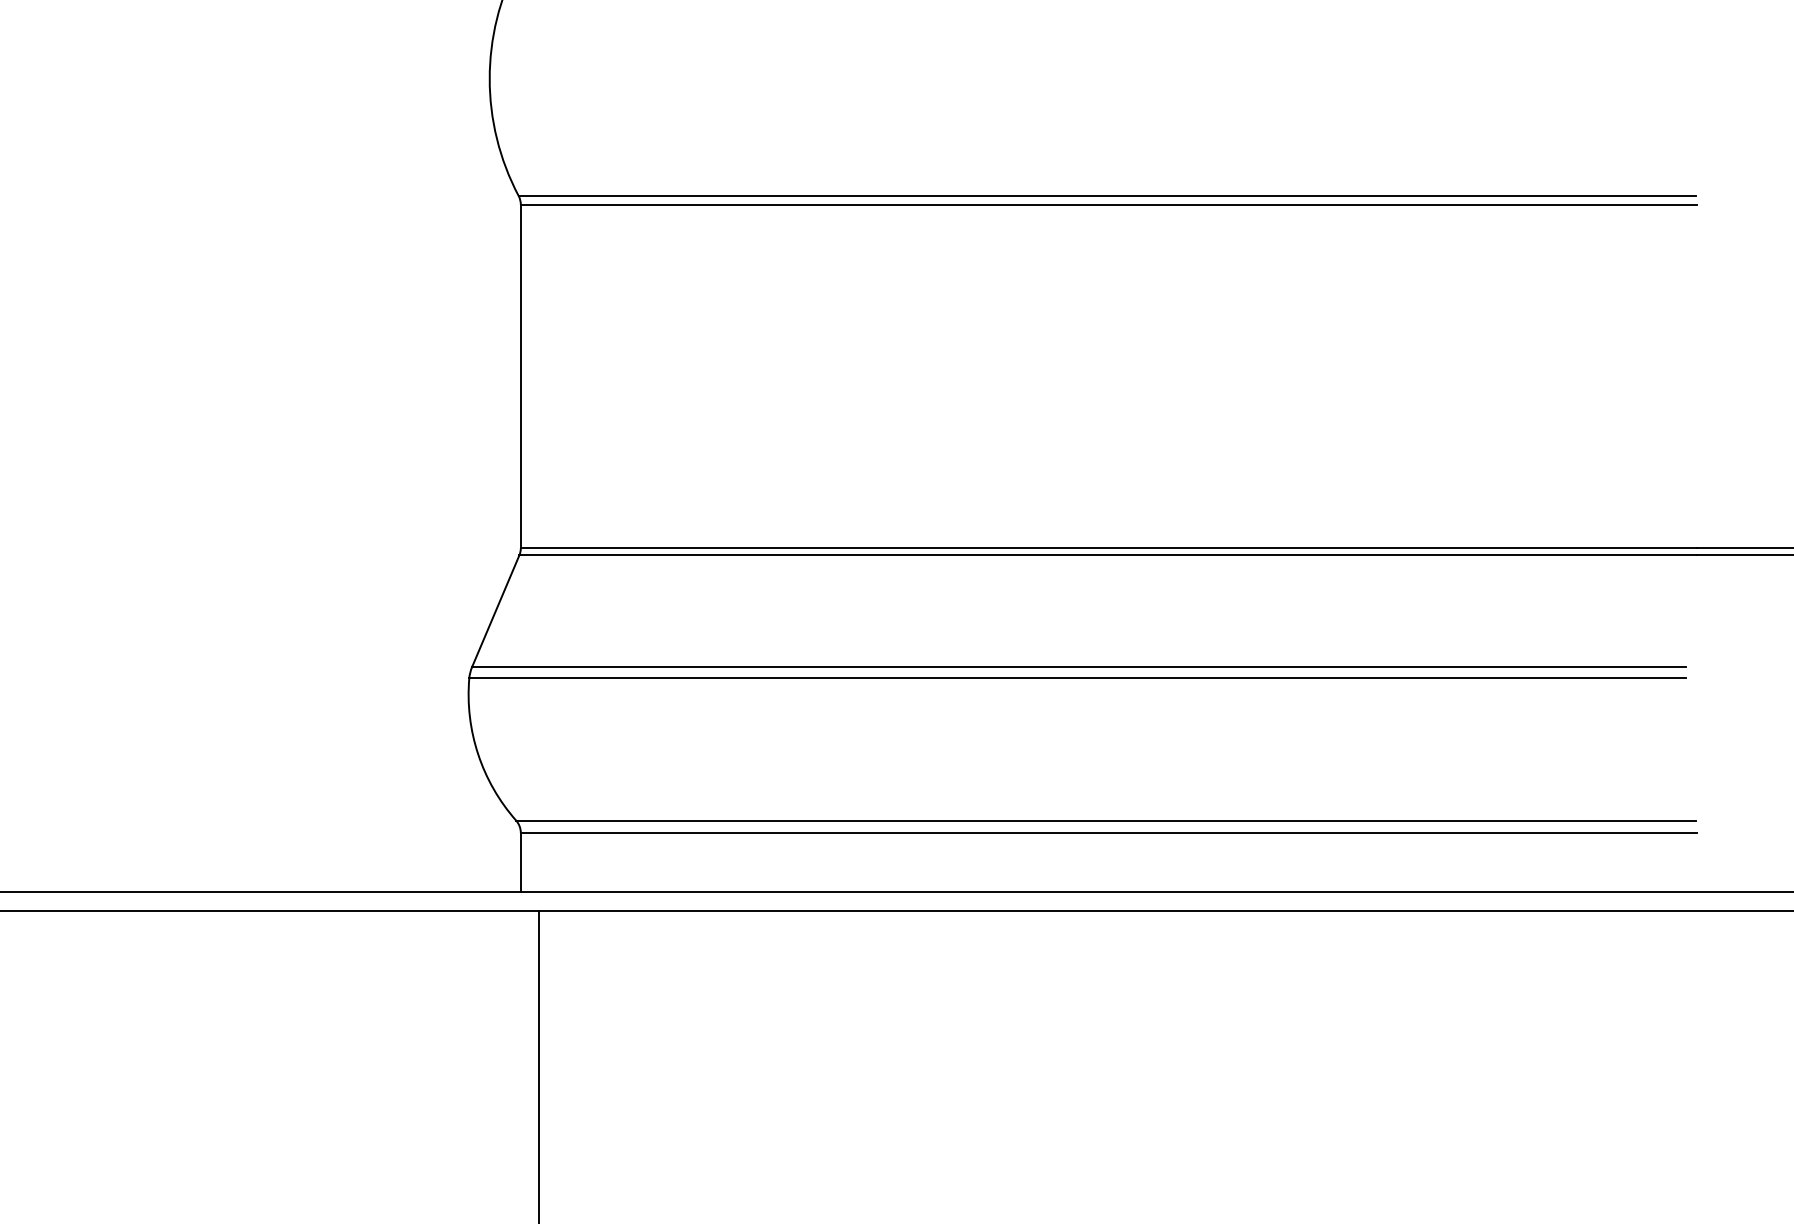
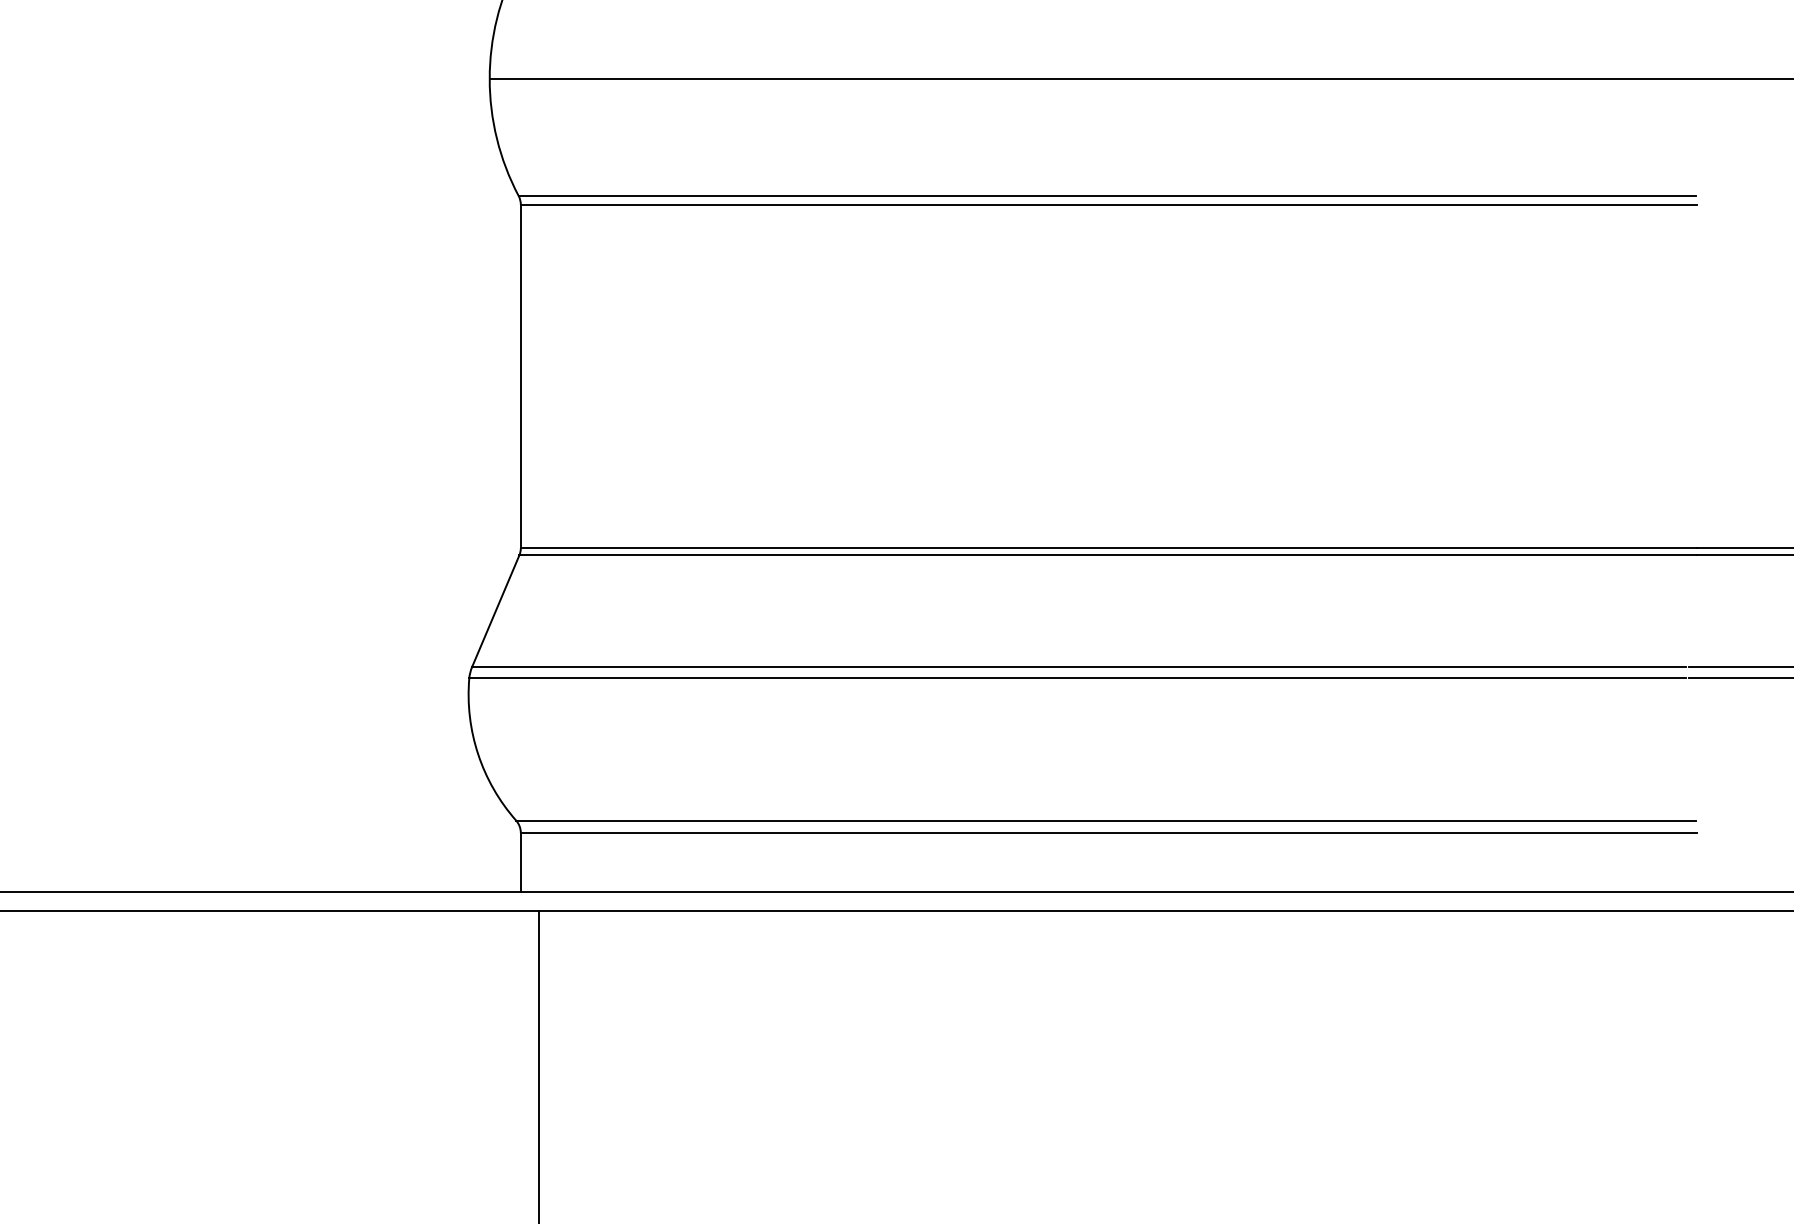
line: none -> present (1139, 78)
line: none -> present (1739, 667)
line: none -> present (1739, 678)
